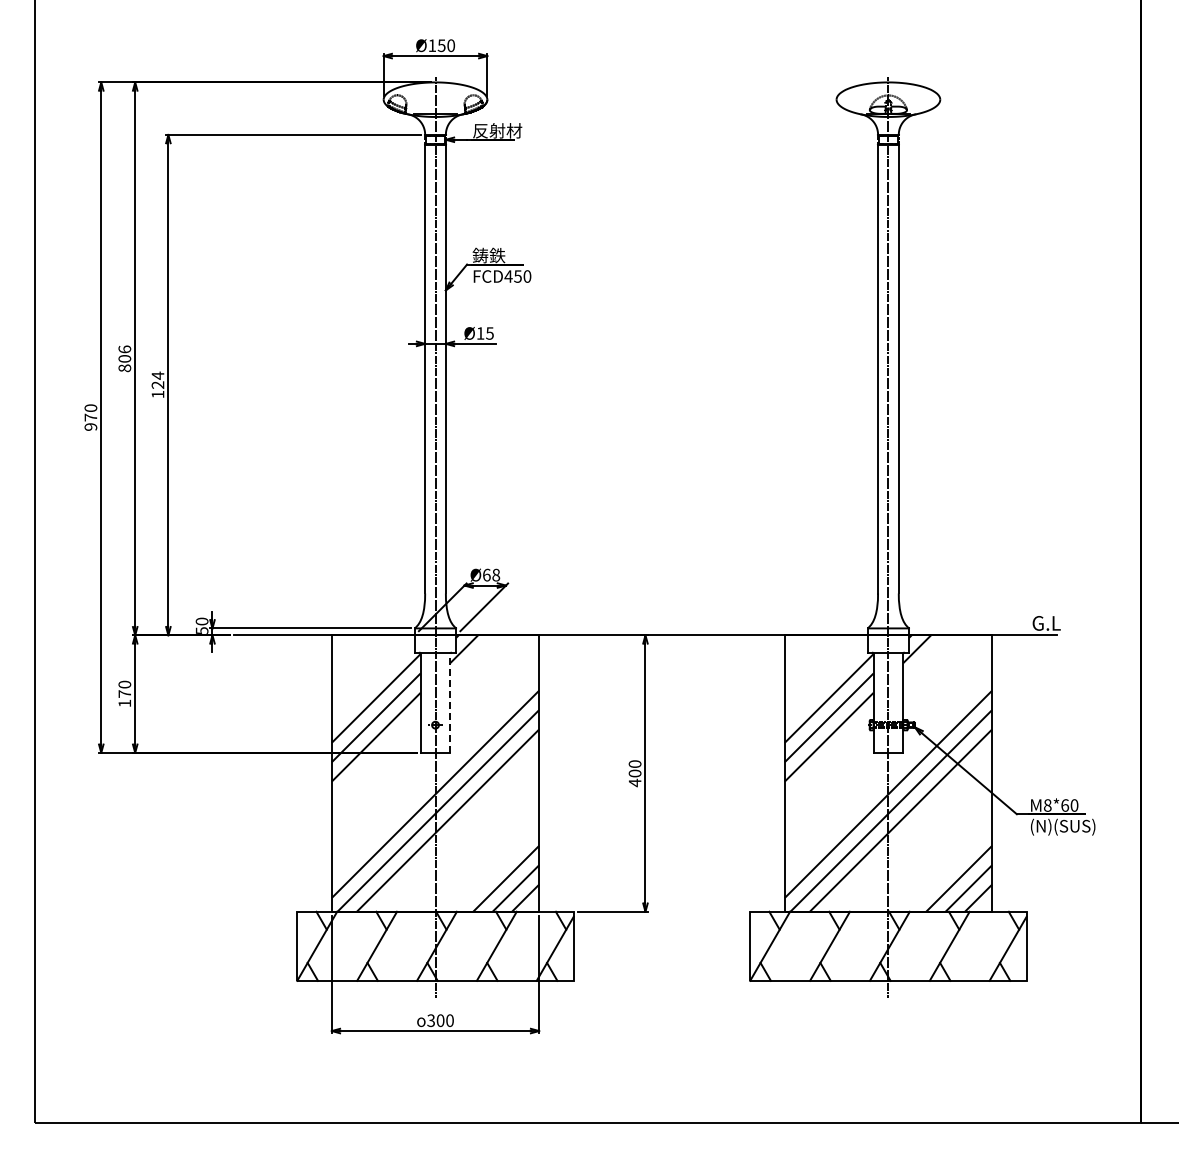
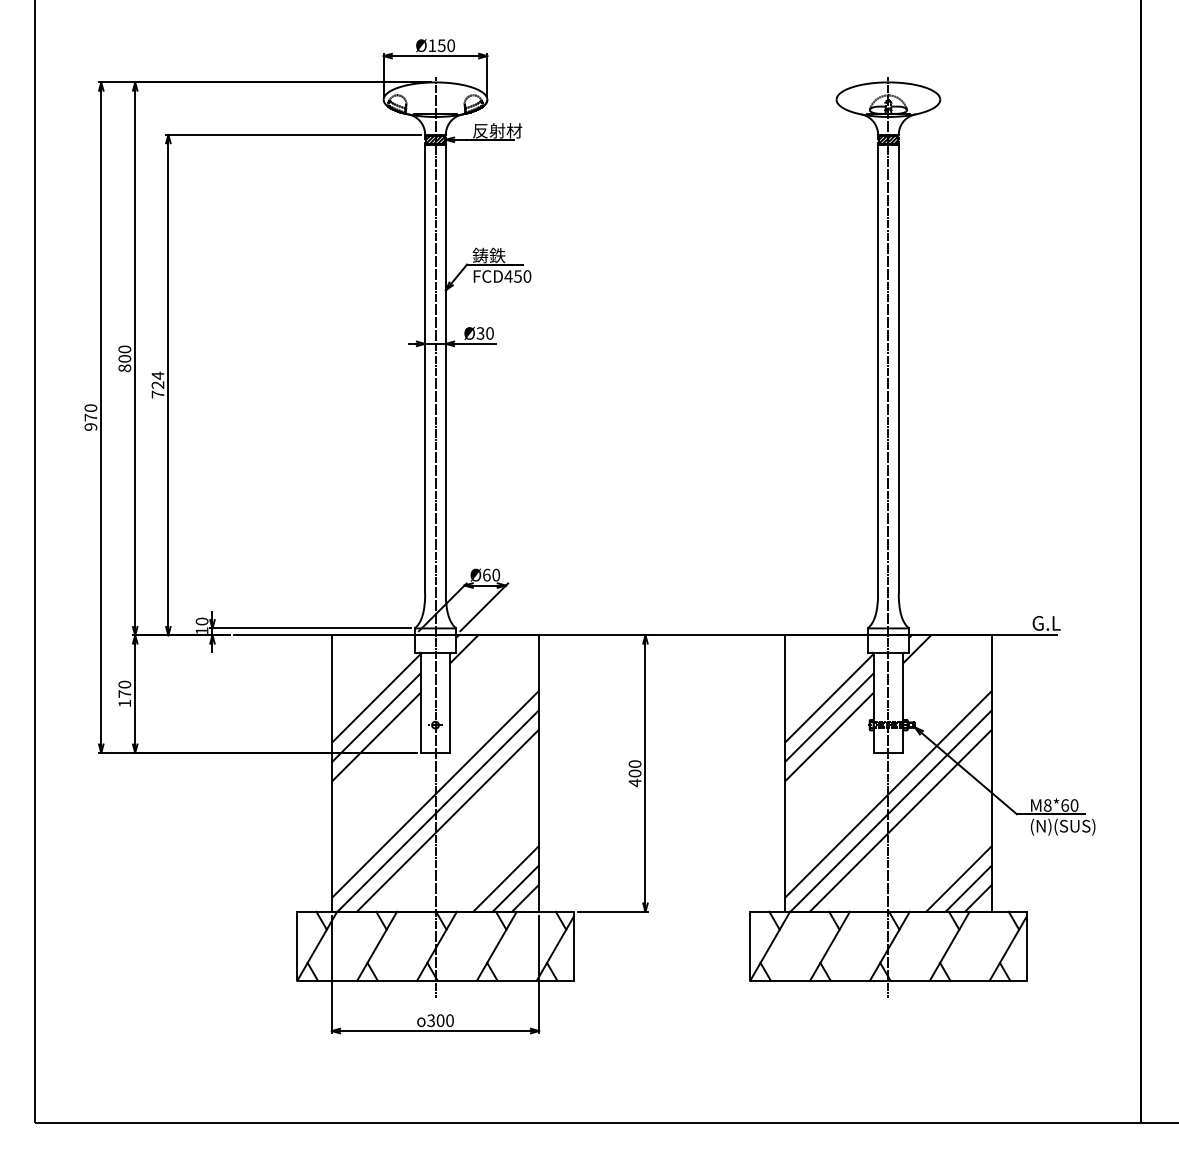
hatch: none -> present (435, 139)
hatch: none -> present (888, 139)
text: Ø15 -> Ø30 (484, 333)
text: 806 -> 800 (124, 349)
text: 124 -> 724 (157, 394)
text: Ø68 -> Ø60 (496, 575)
text: 50 -> 10 (202, 630)
line: dashed -> solid (450, 702)
